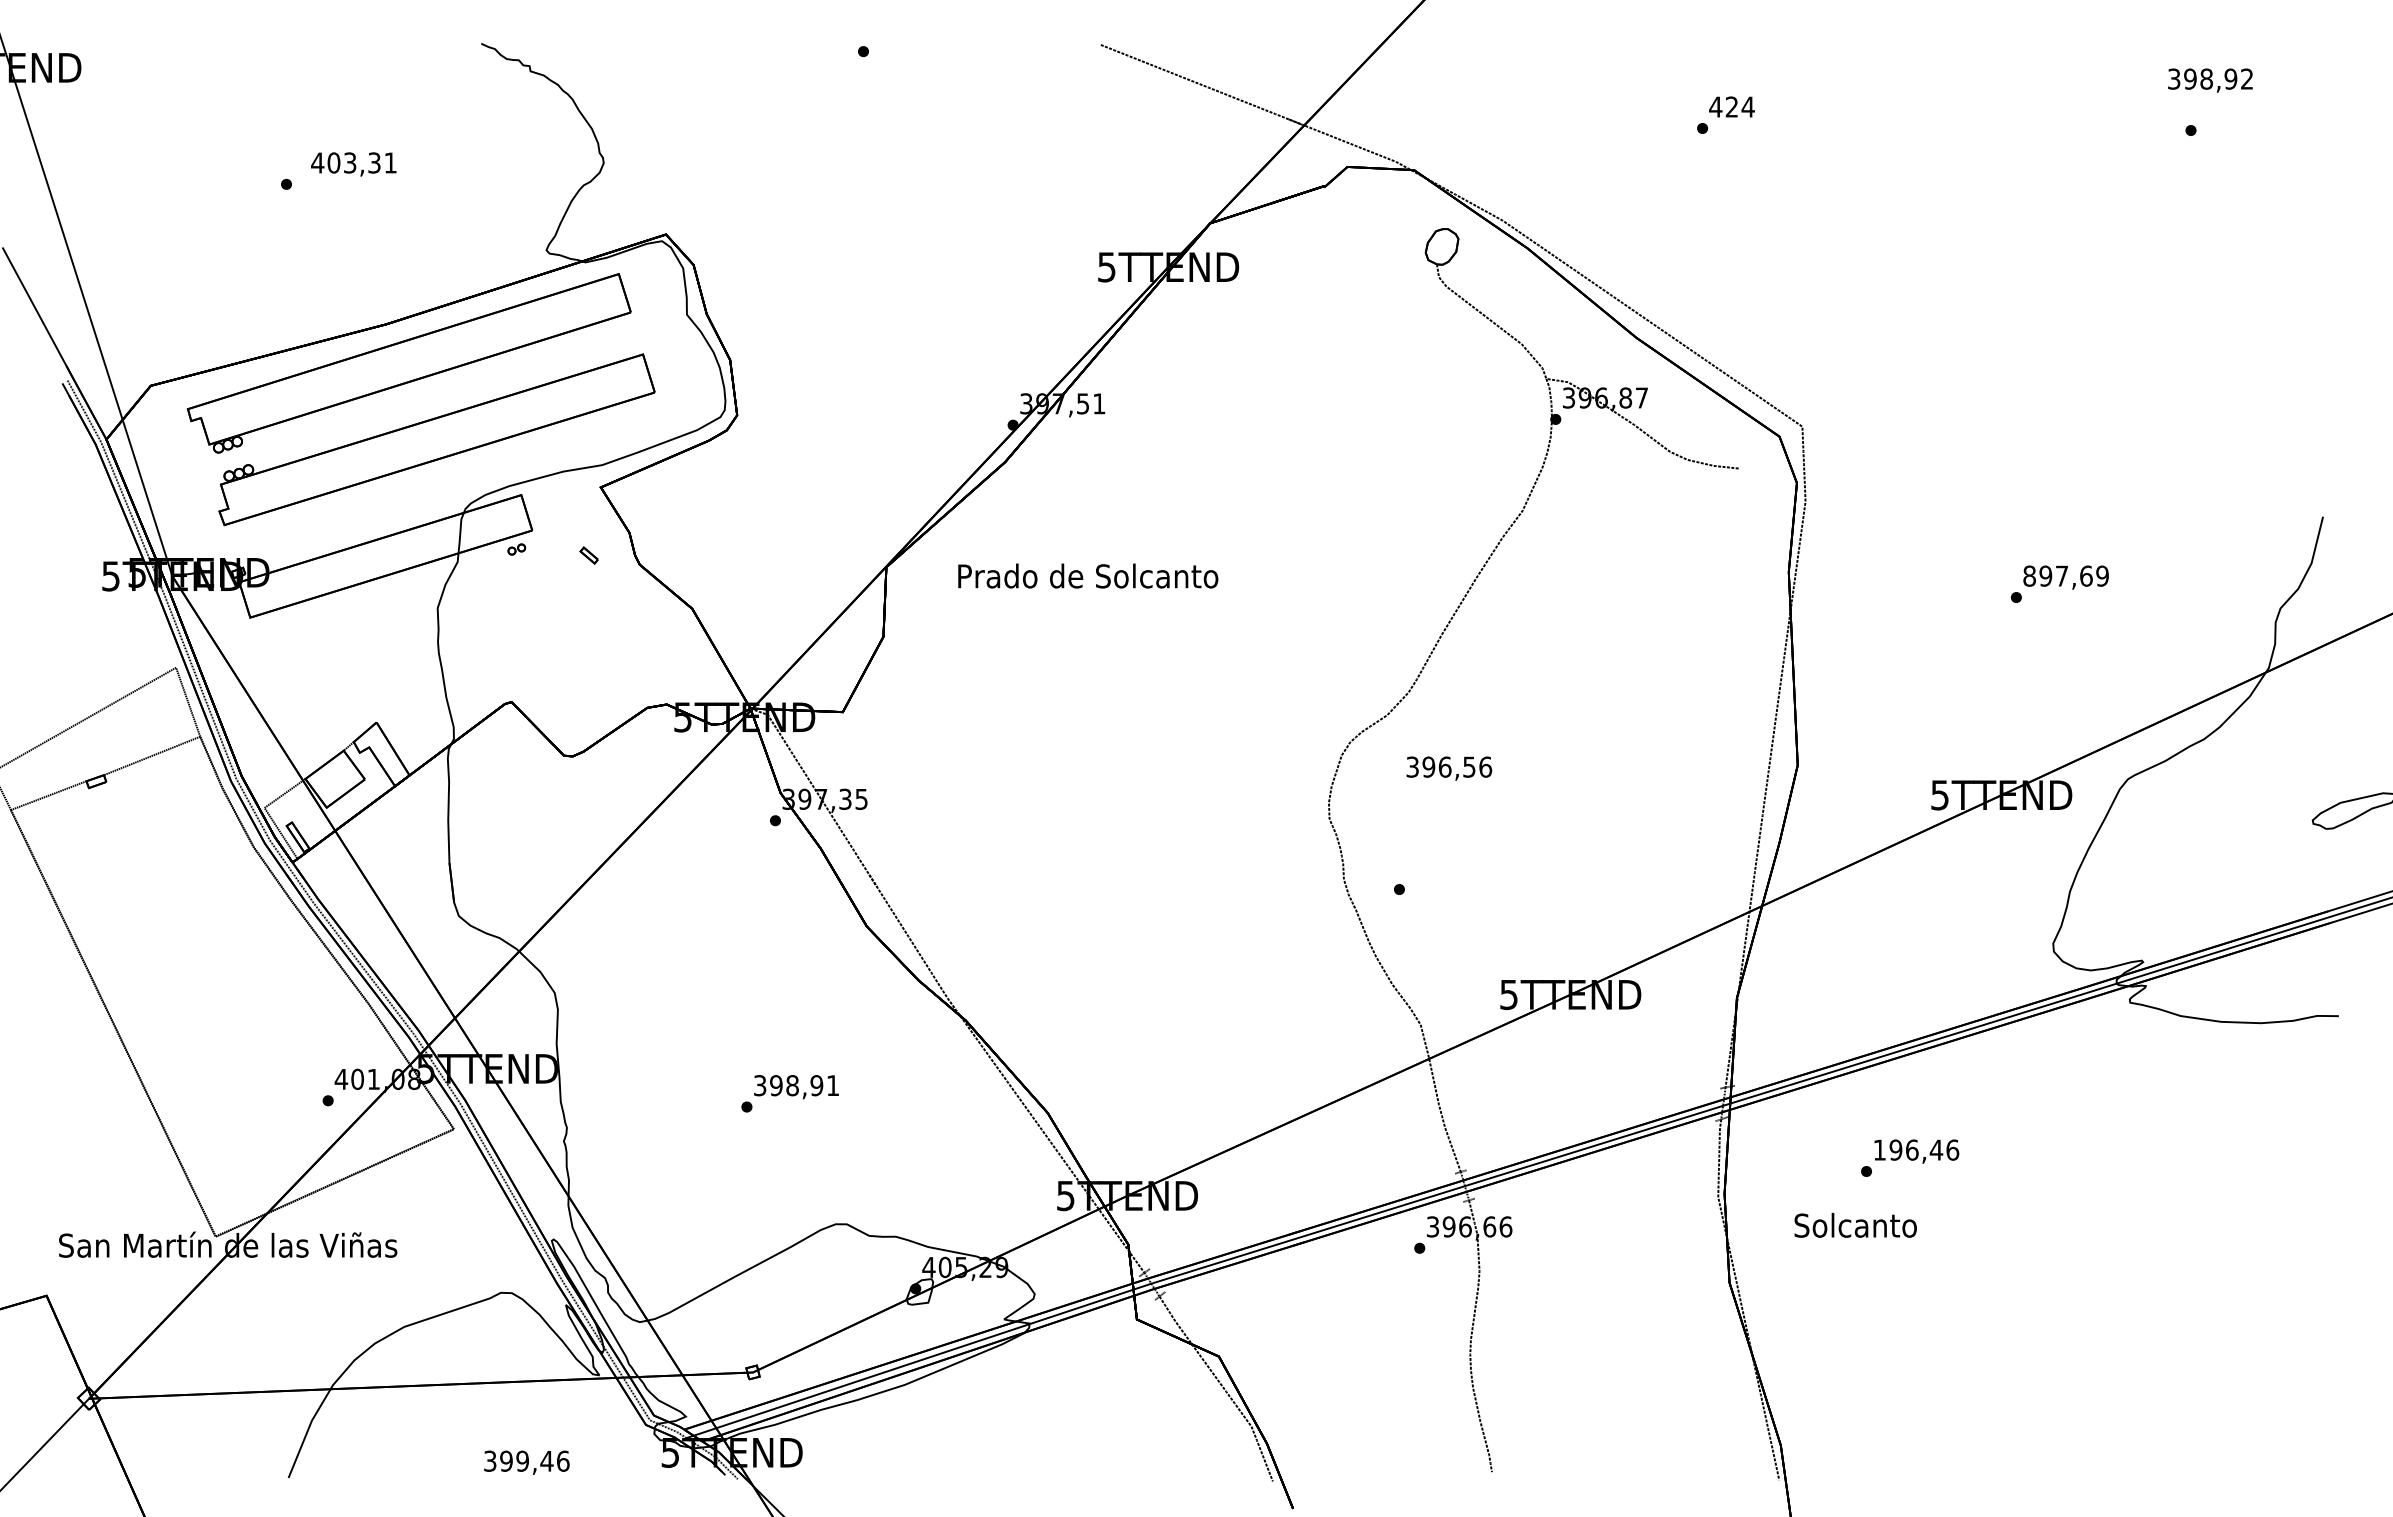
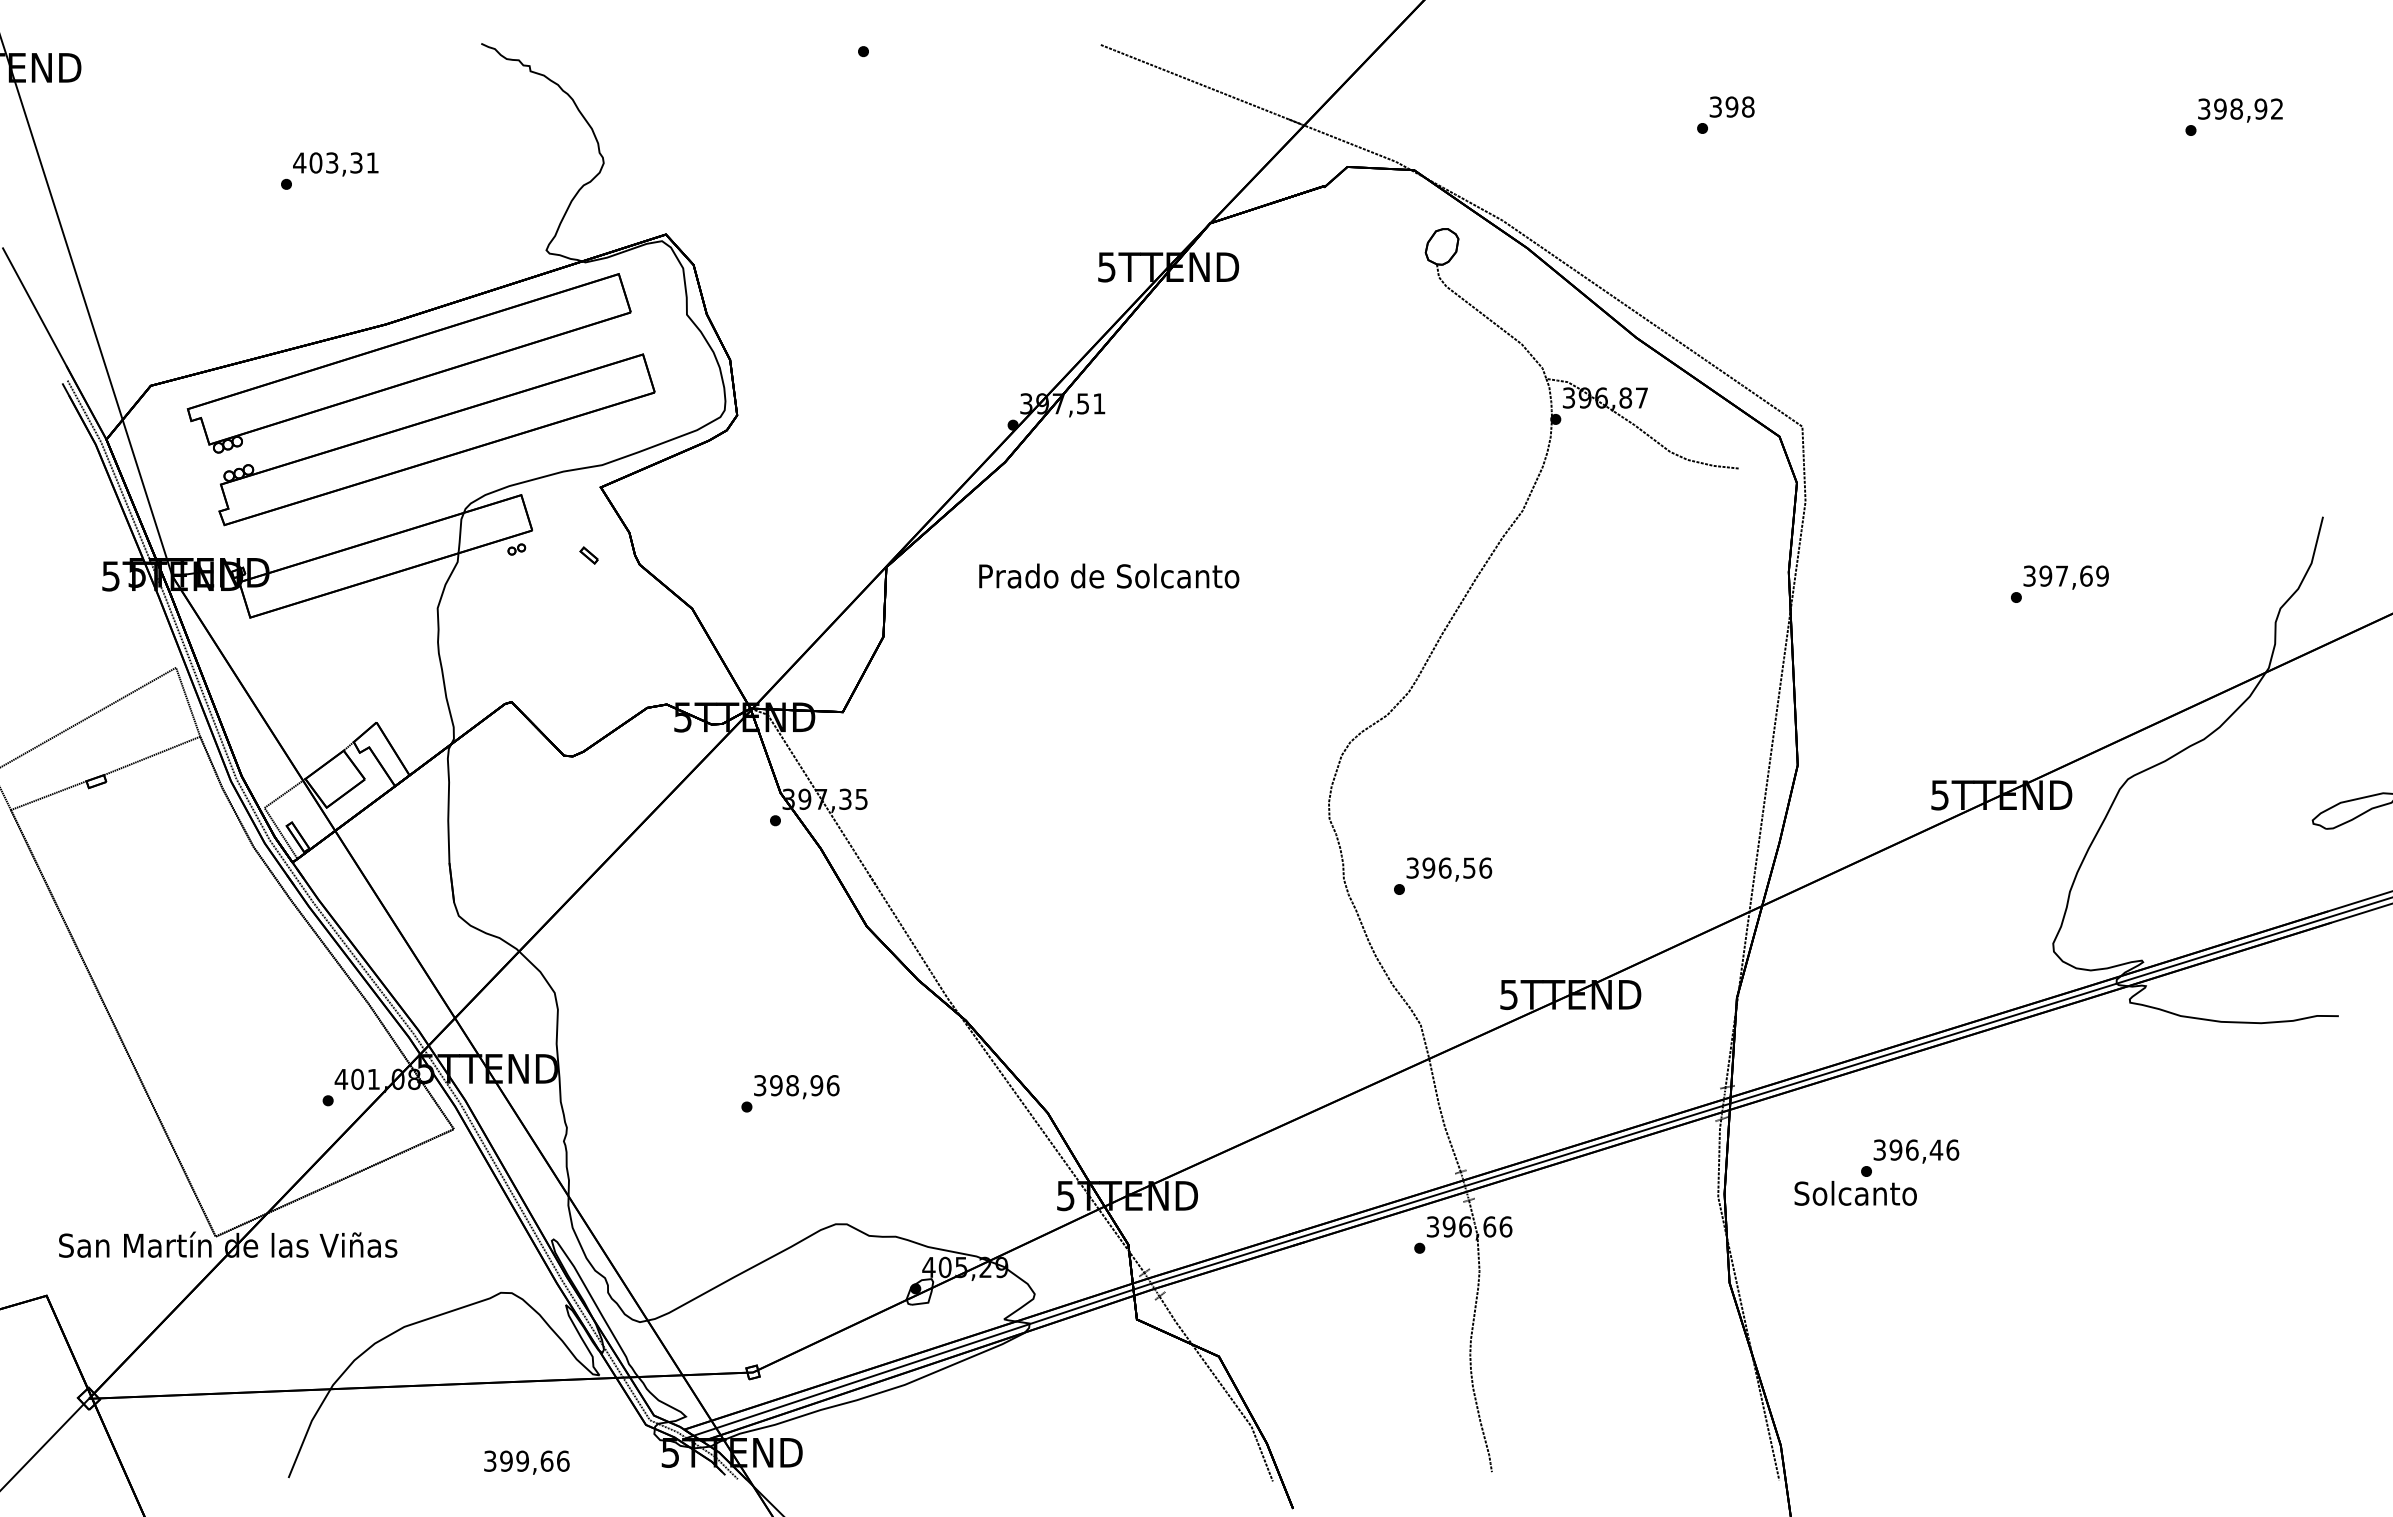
text position: (2210, 80) -> (2240, 110) (2240, 110)
text: 424 -> 398 (1731, 106)
text position: (353, 164) -> (335, 164) (335, 164)
text position: (1088, 575) -> (1109, 575) (1109, 575)
text: 897,69 -> 397,69 (2029, 575)
text position: (1449, 768) -> (1449, 869) (1449, 869)
text: 398,91 -> 398,96 (832, 1085)
text: 196,46 -> 396,46 (1879, 1149)
text position: (1855, 1225) -> (1855, 1193) (1855, 1193)
text: 399,46 -> 399,66 (546, 1460)
